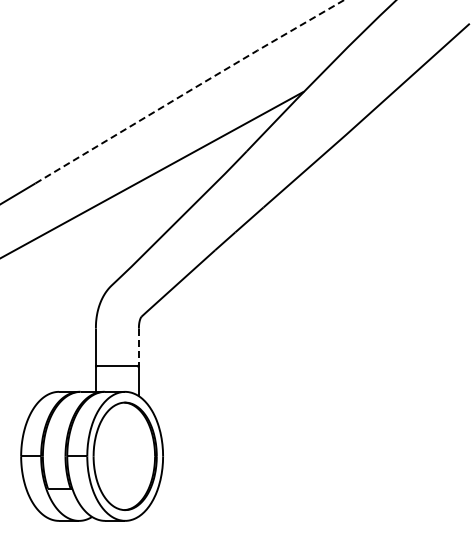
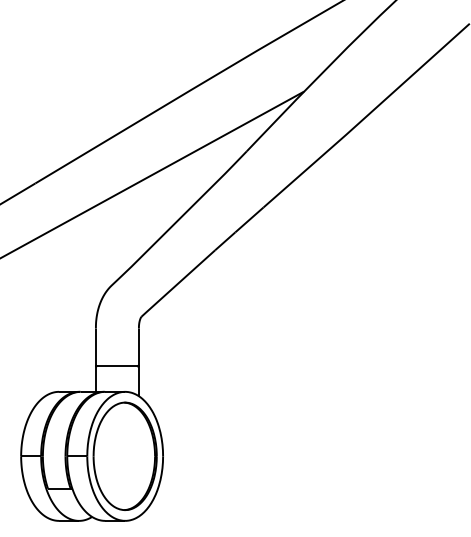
line: dashed -> solid (190, 90)
line: dashed -> solid (138, 347)
